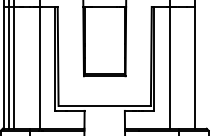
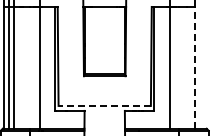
line: solid -> dashed (195, 67)
line: solid -> dashed (104, 105)
